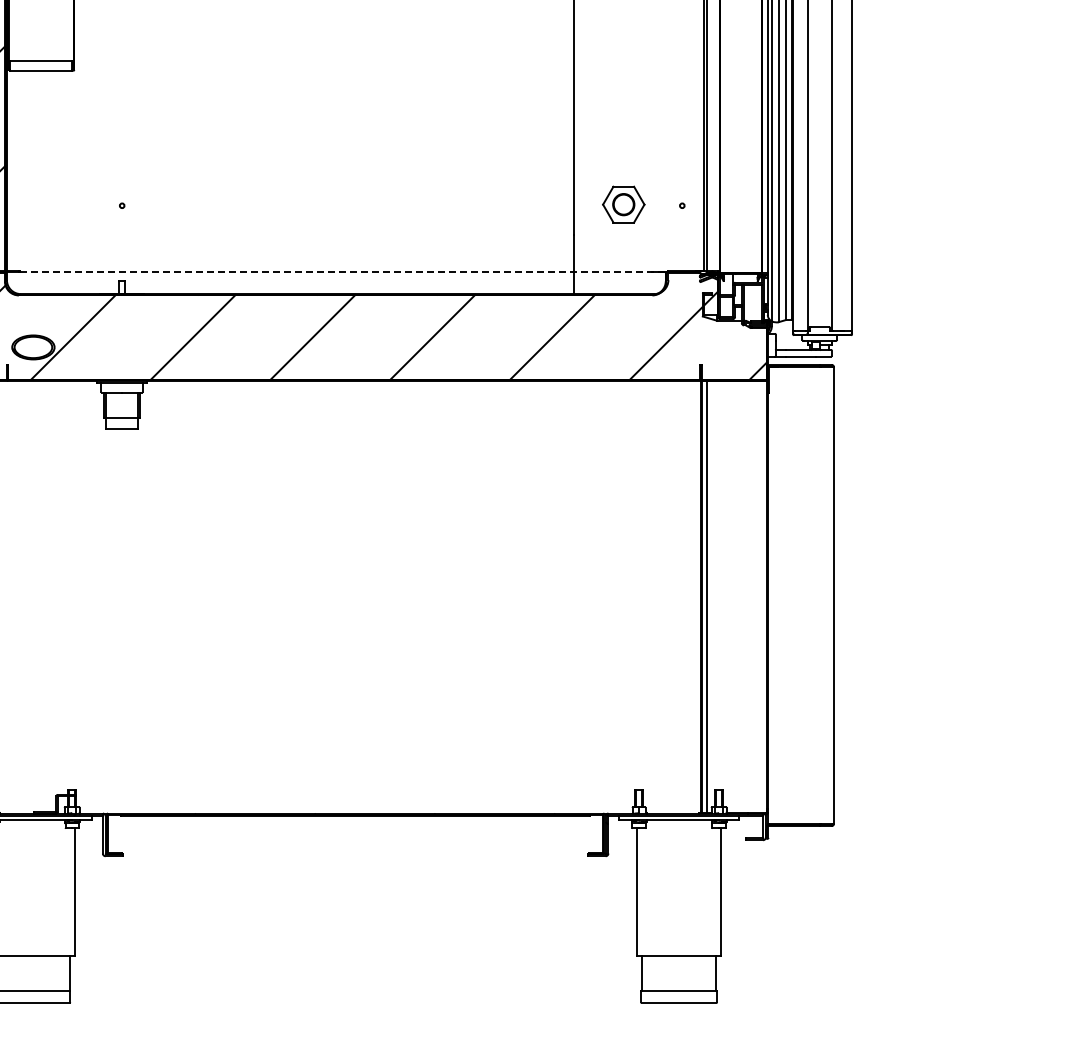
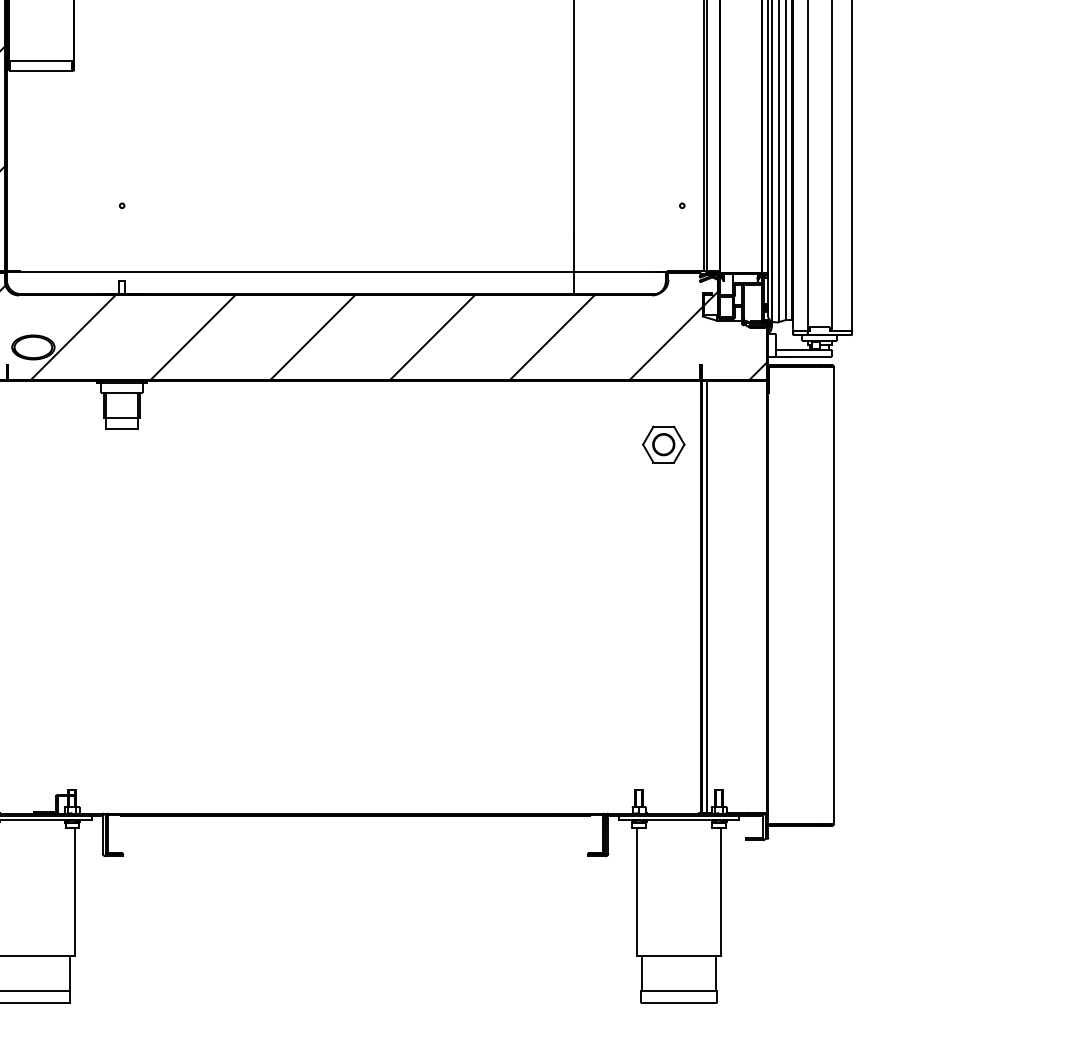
part position: (623, 204) -> (663, 444) (663, 444)
line: dashed -> solid (344, 272)
